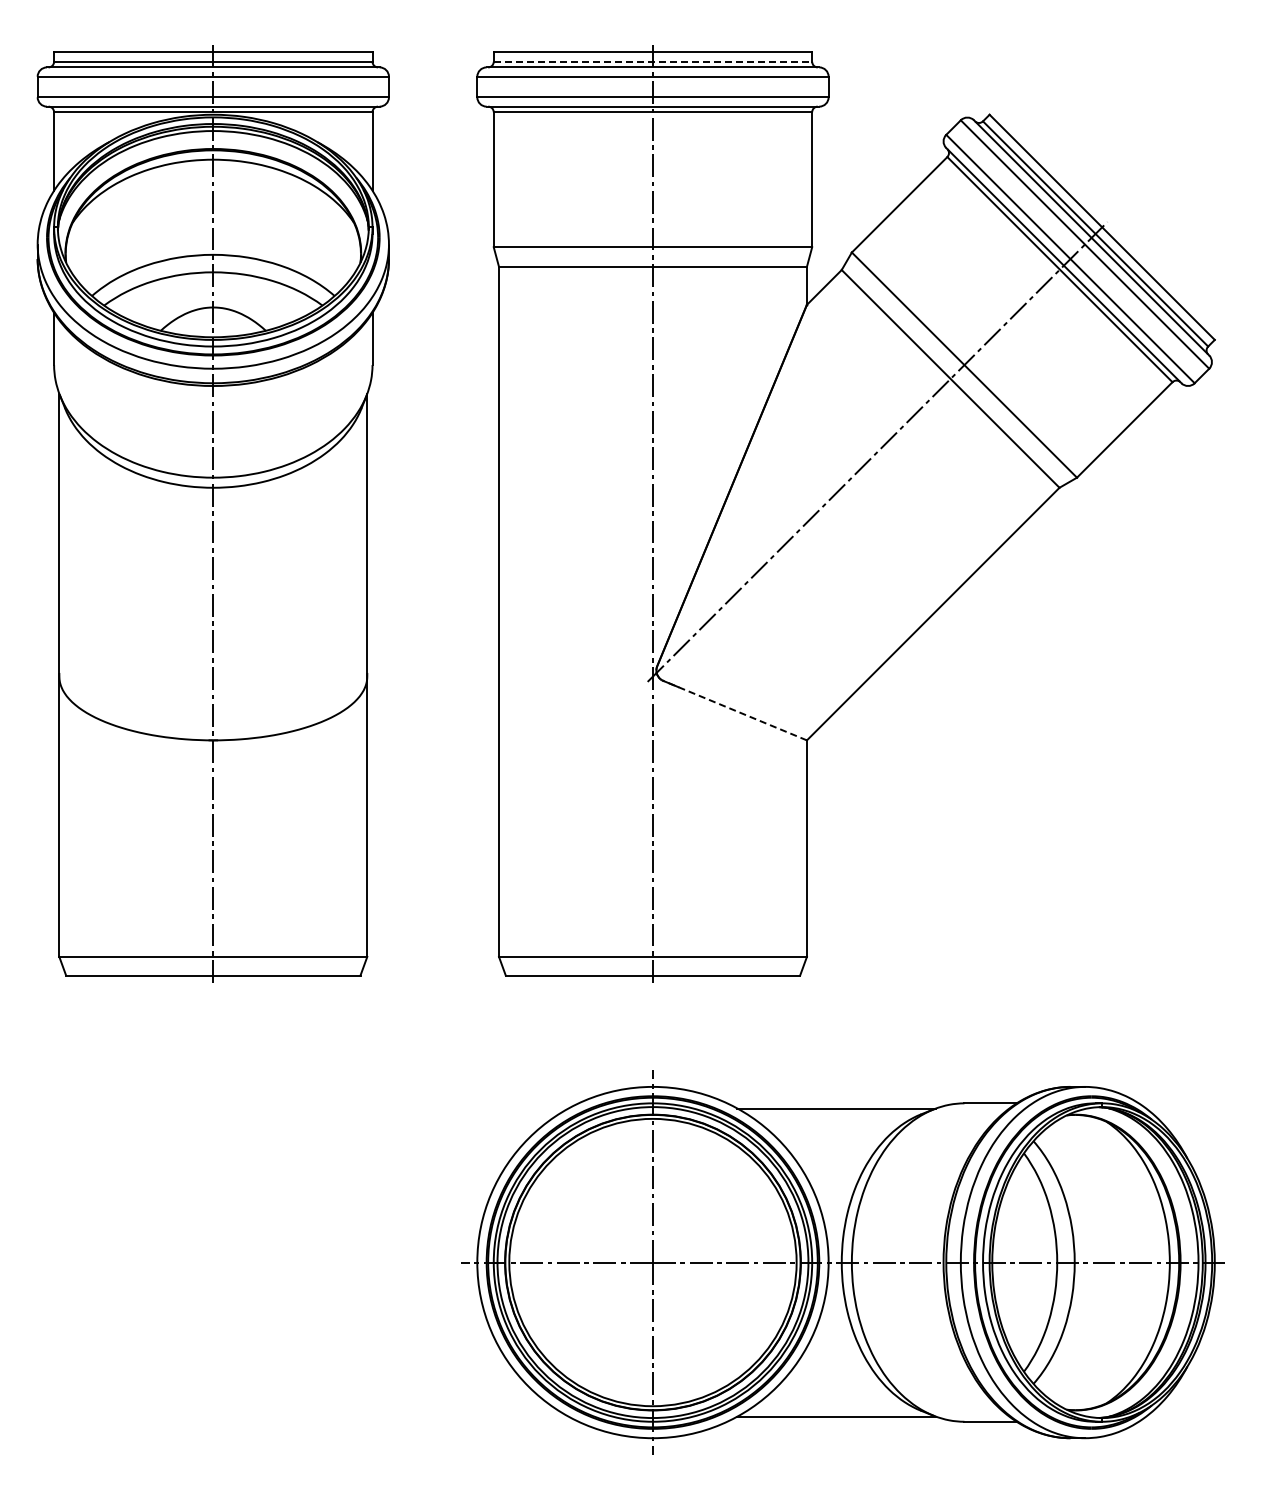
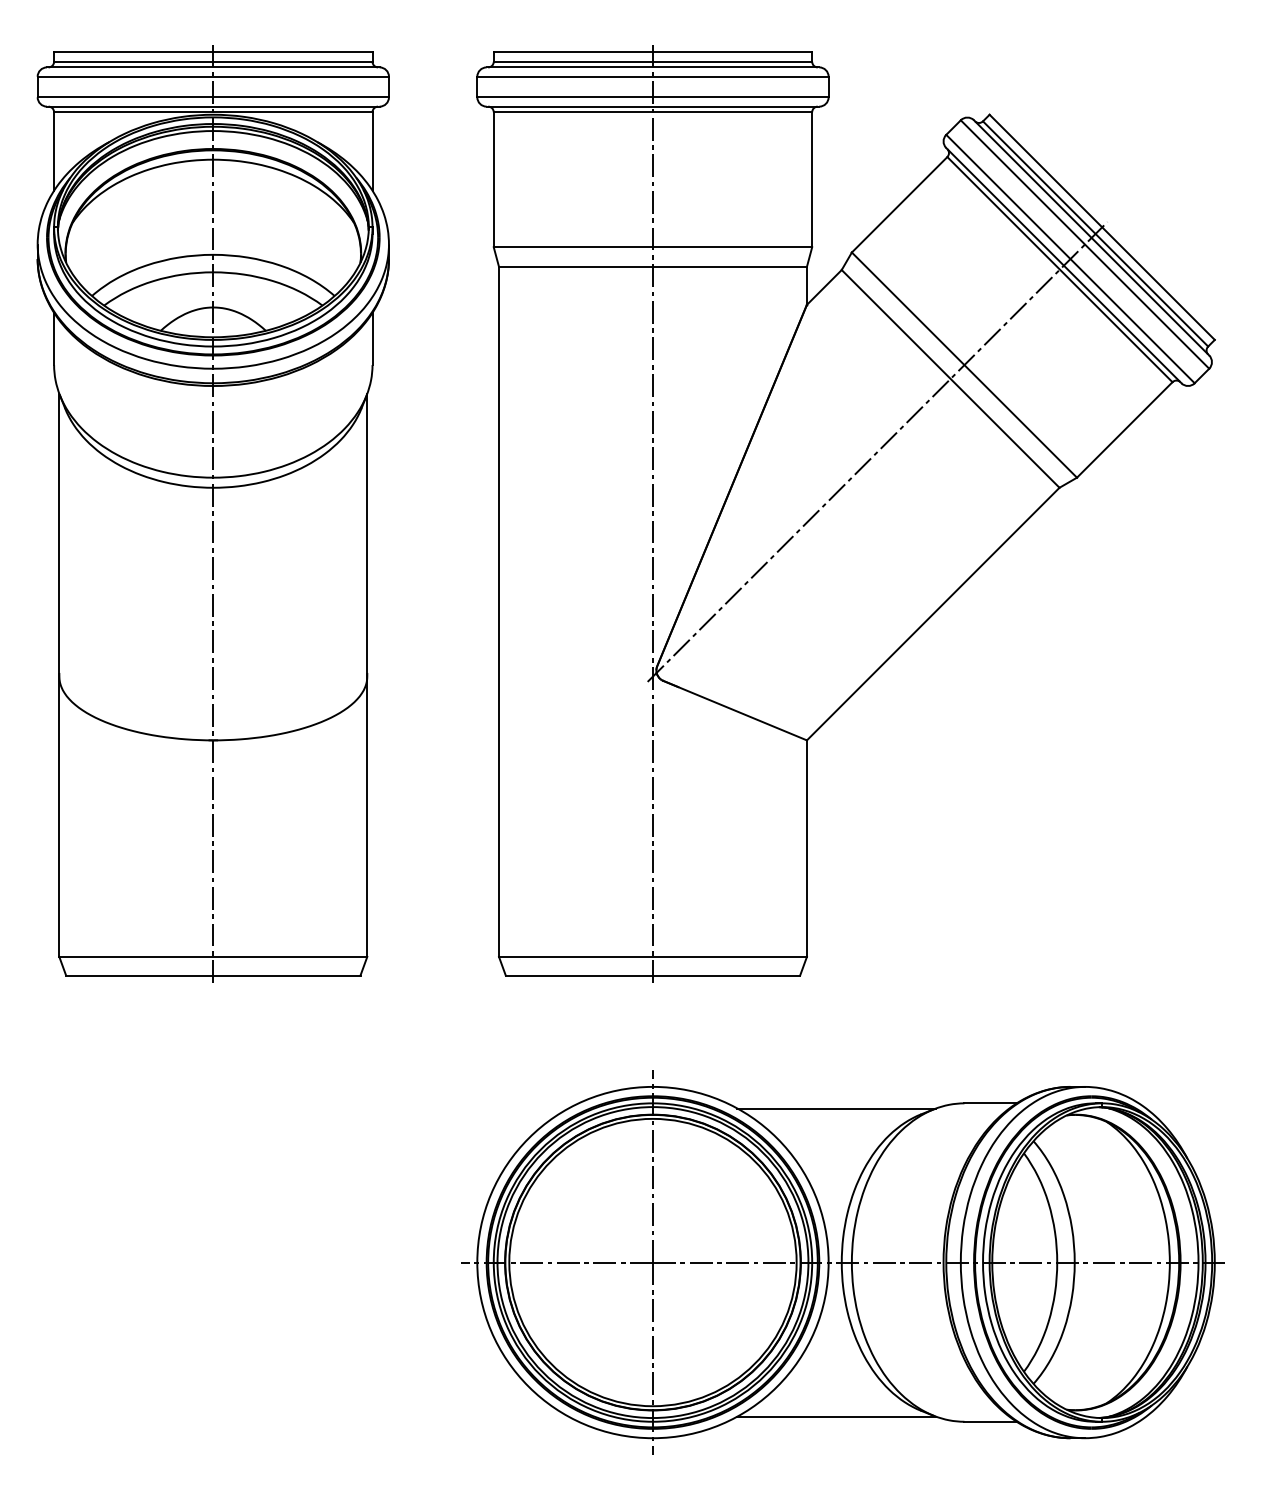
line: dashed -> solid (653, 61)
line: dashed -> solid (735, 710)
